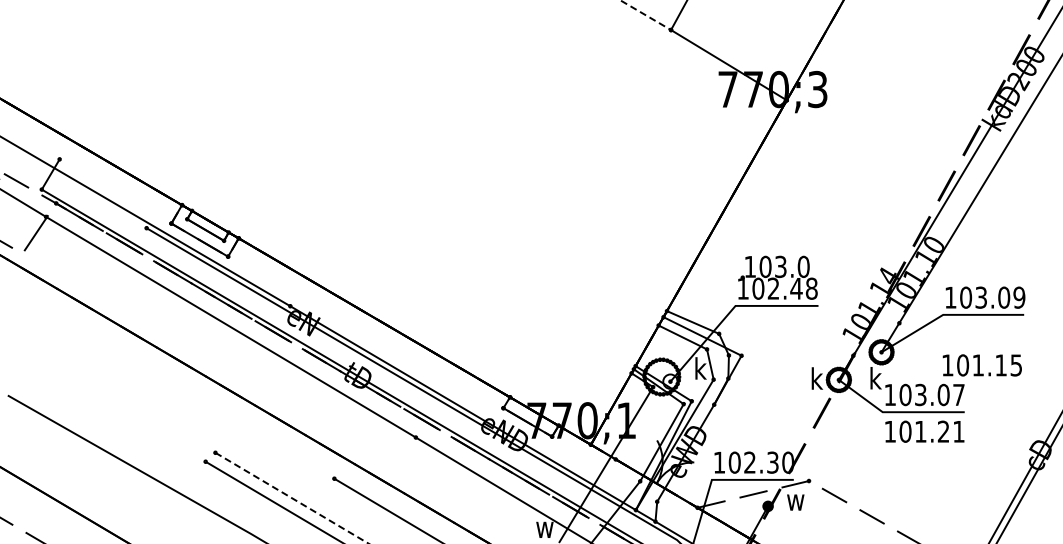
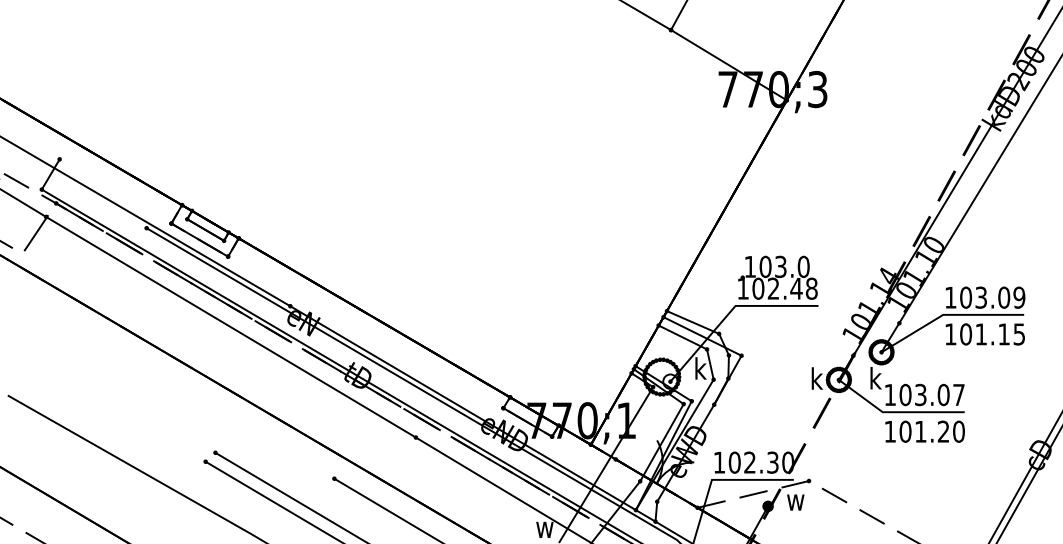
line: dashed -> solid (646, 15)
text position: (981, 365) -> (984, 334) (984, 334)
text: 101.21 -> 101.20 (958, 431)
line: dashed -> solid (292, 498)
